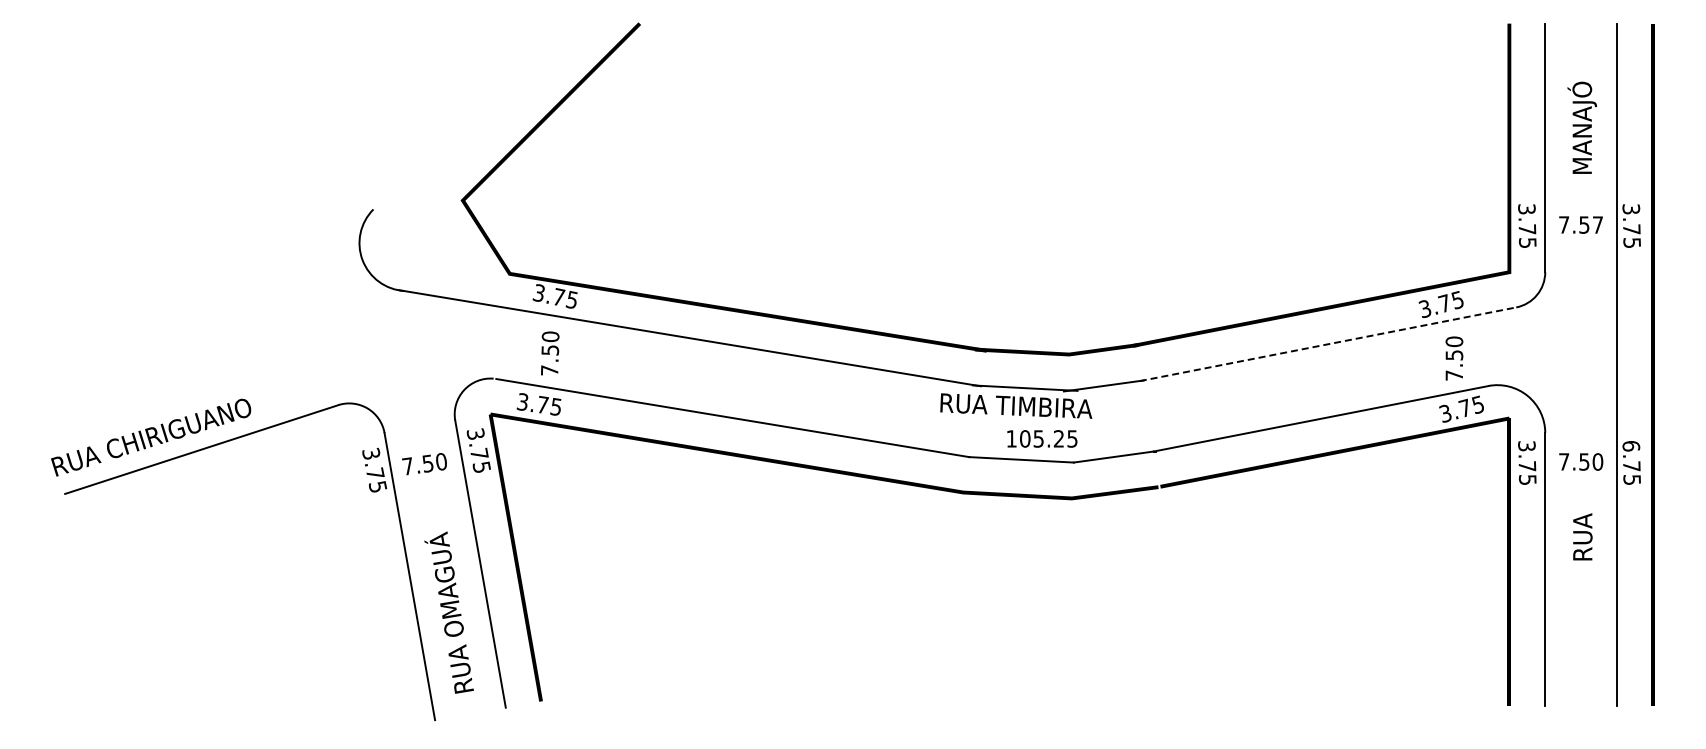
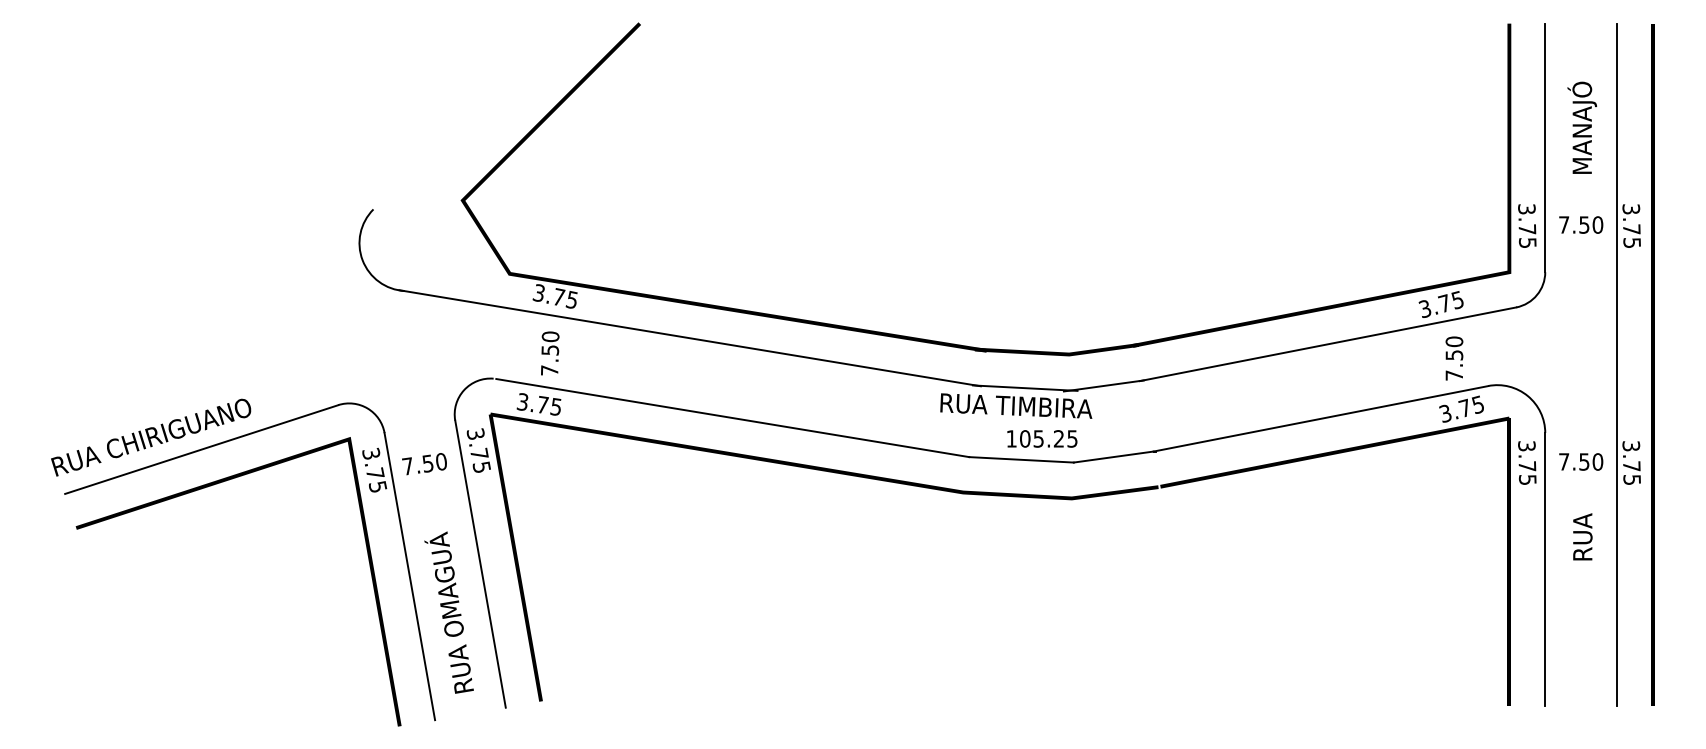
text: 7.57 -> 7.50 (1597, 224)
line: dashed -> solid (1328, 344)
text: 6.75 -> 3.75 (1631, 446)
line: none -> present (211, 486)
